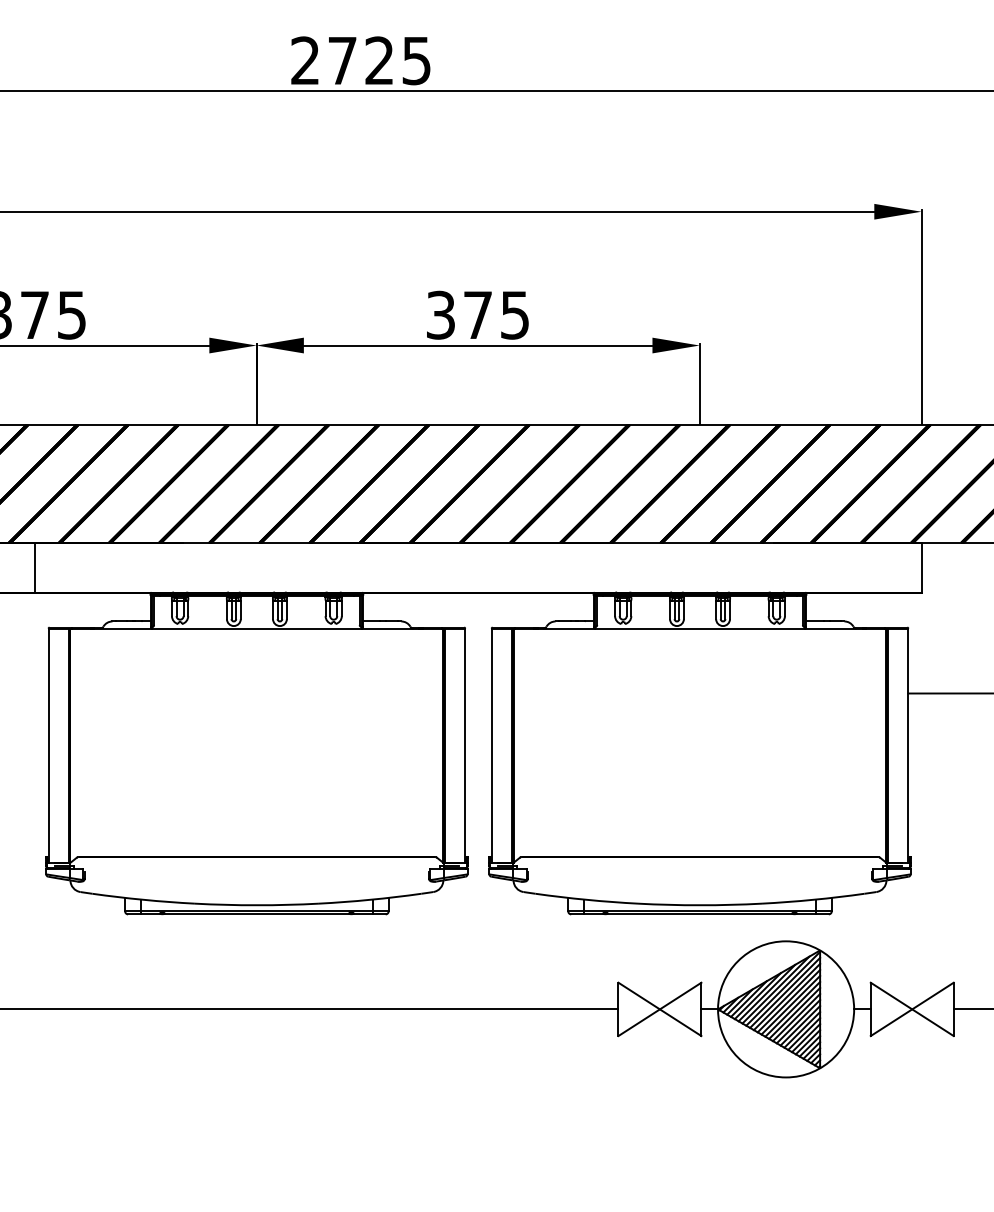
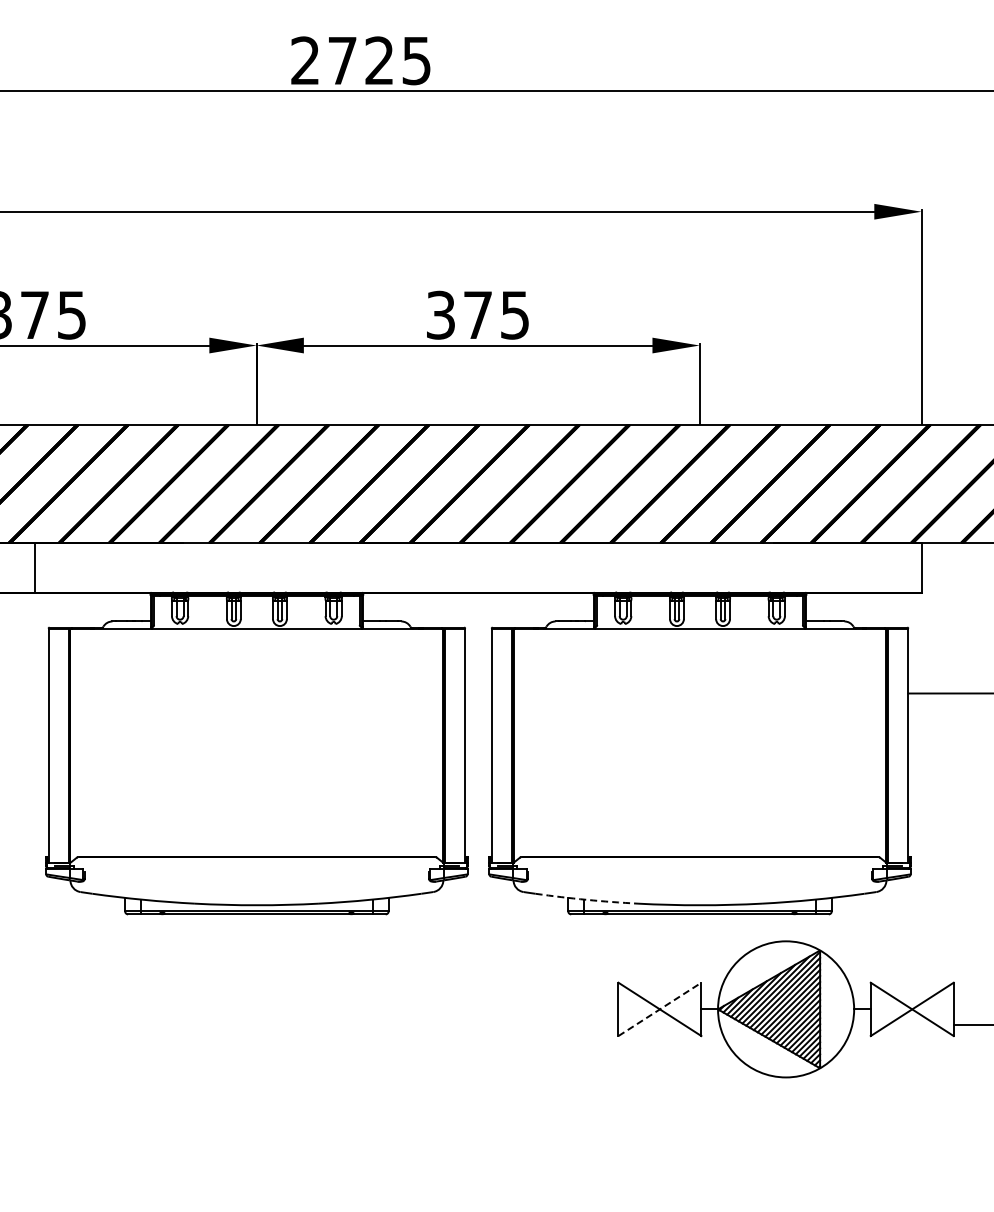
arc: solid -> dashed (586, 899)
line: present -> none (310, 1009)
line: solid -> dashed (660, 1009)
line position: (971, 1009) -> (971, 1025) (971, 1025)
